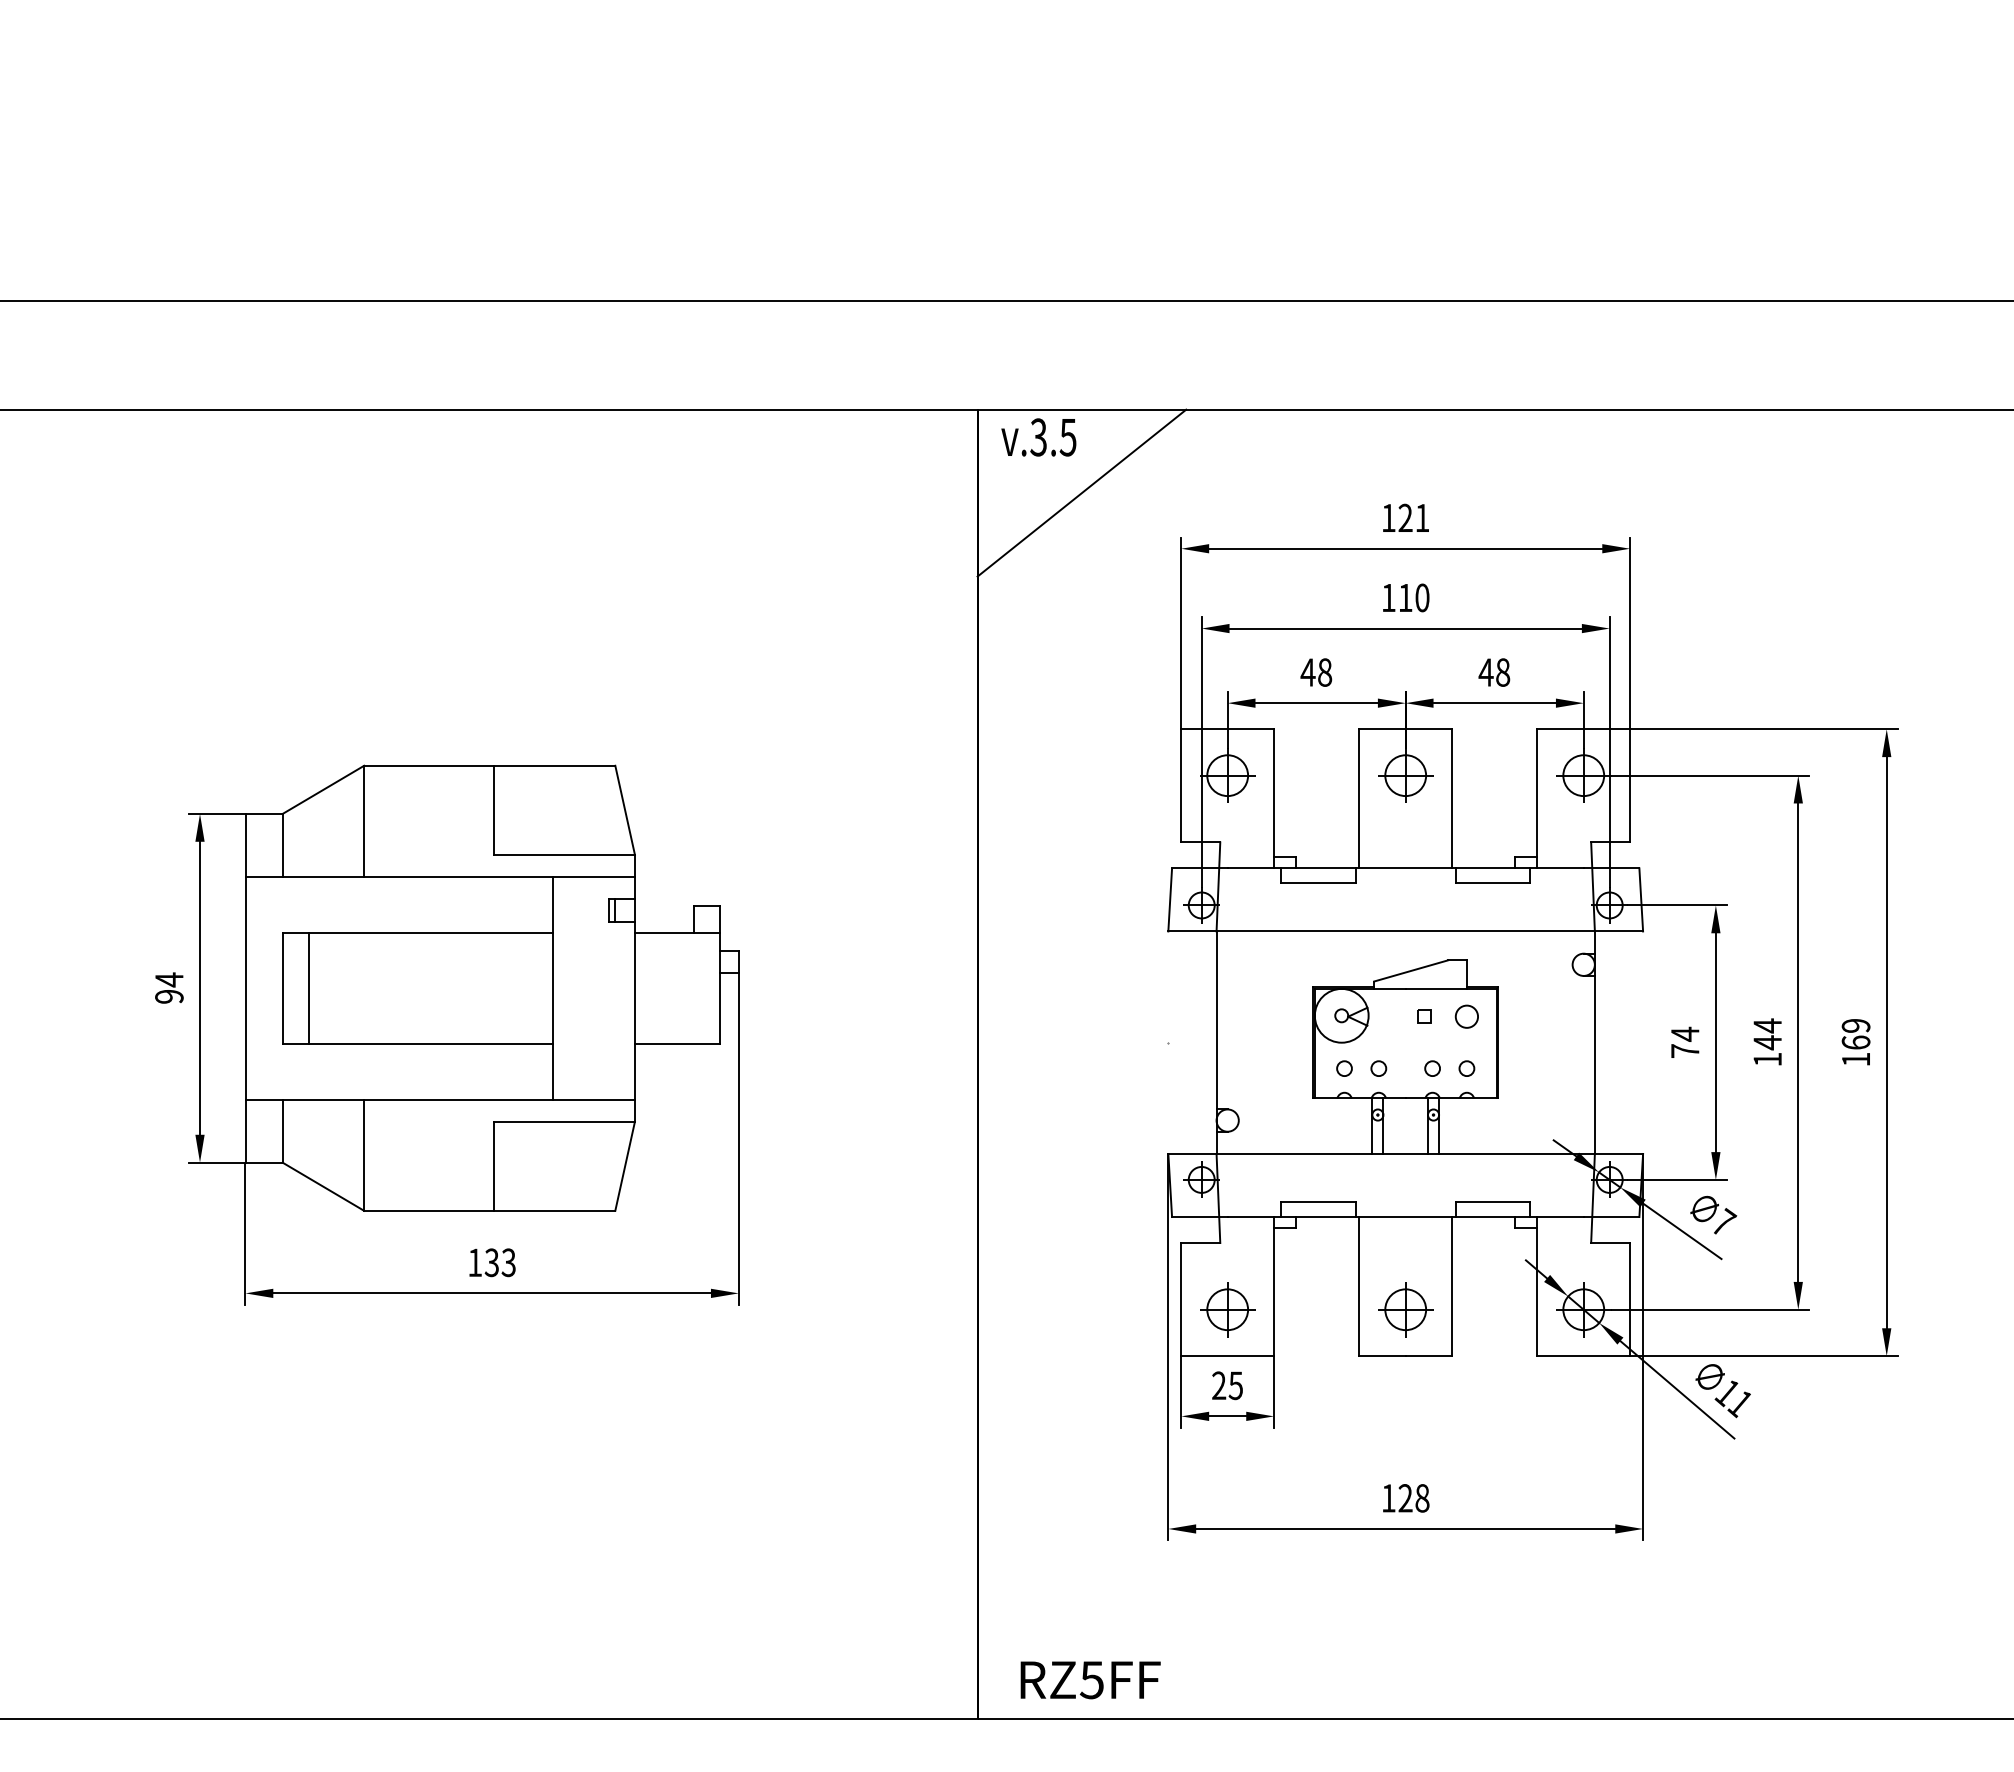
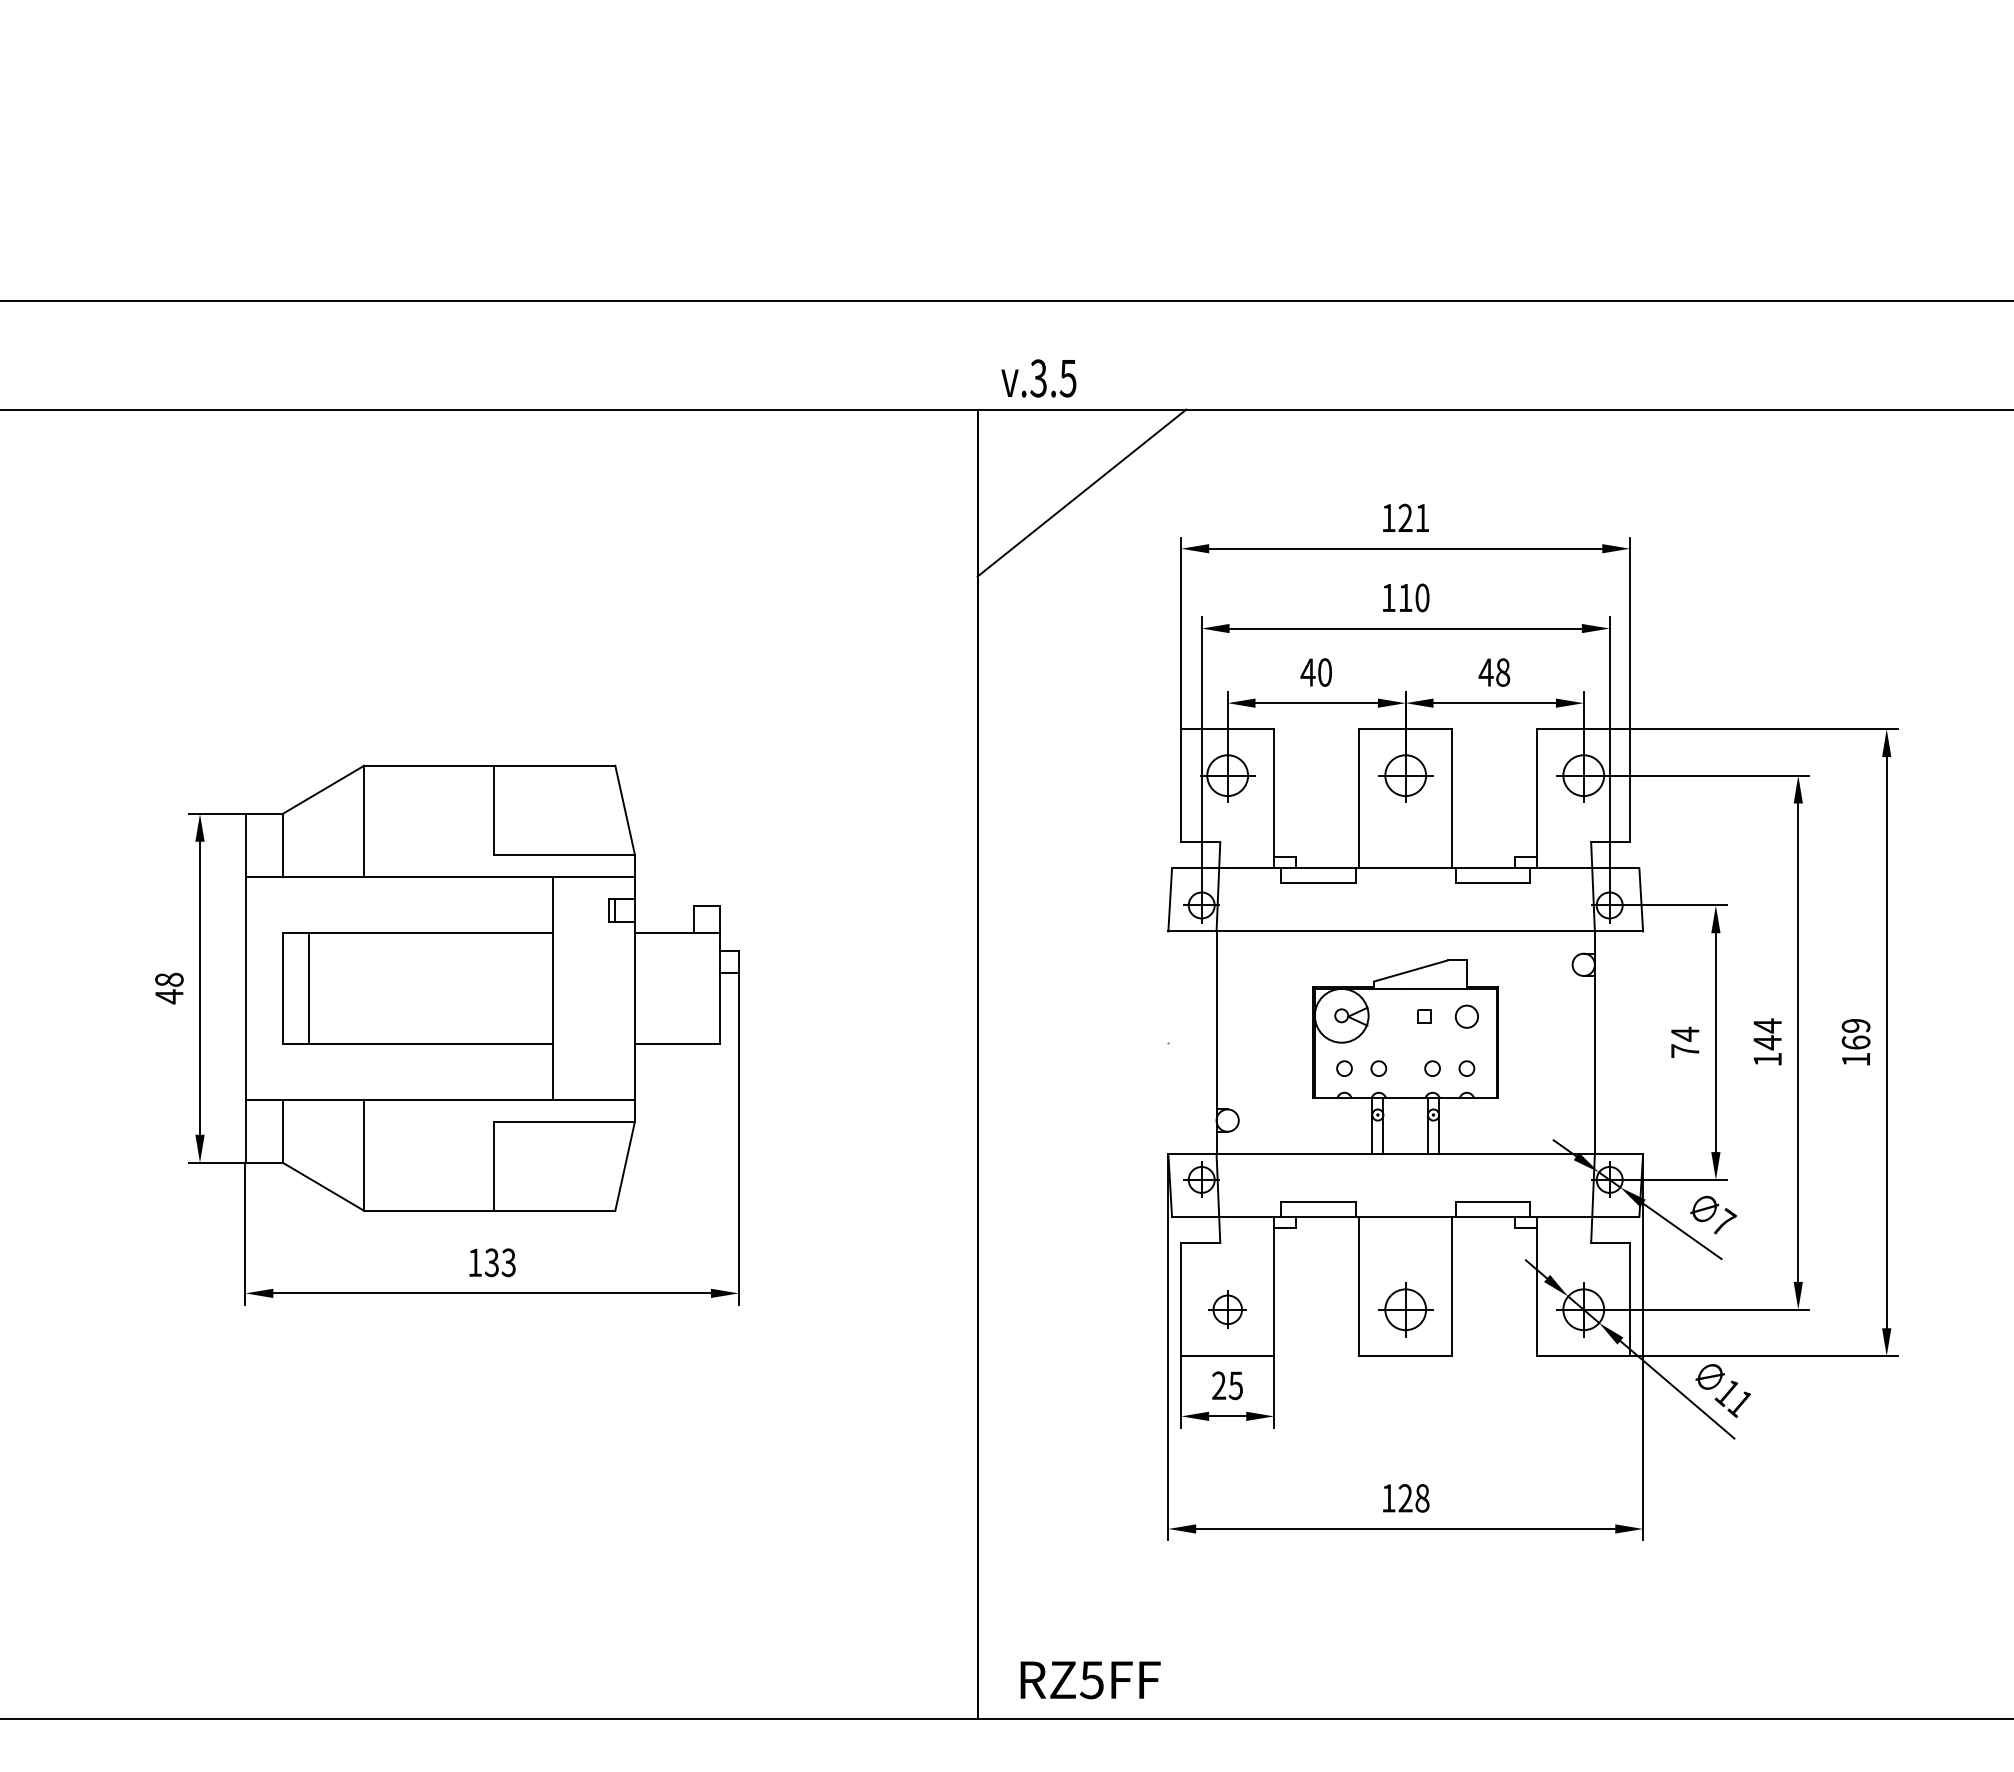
text position: (1038, 437) -> (1038, 378) (1038, 378)
text: 48 -> 40 (1325, 672)
text: 94 -> 48 (169, 988)
part size: 56x56 px -> 39x39 px (1227, 1309)
